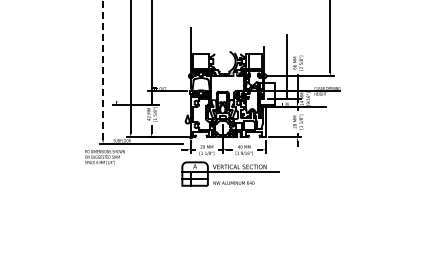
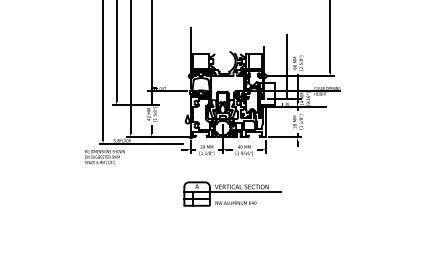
line: none -> present (116, 51)
line: dashed -> solid (103, 69)
part position: (230, 173) -> (232, 193) (232, 193)
